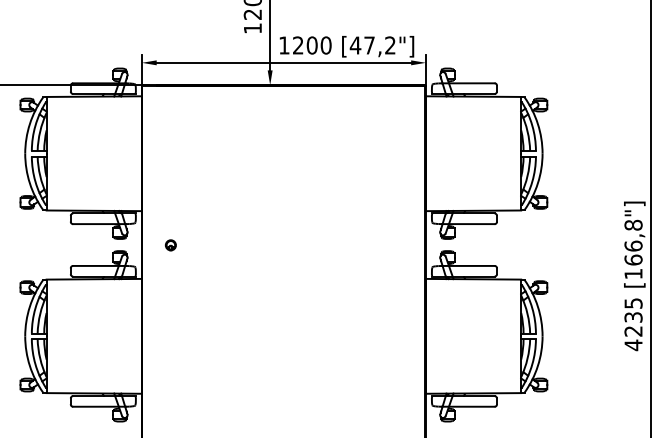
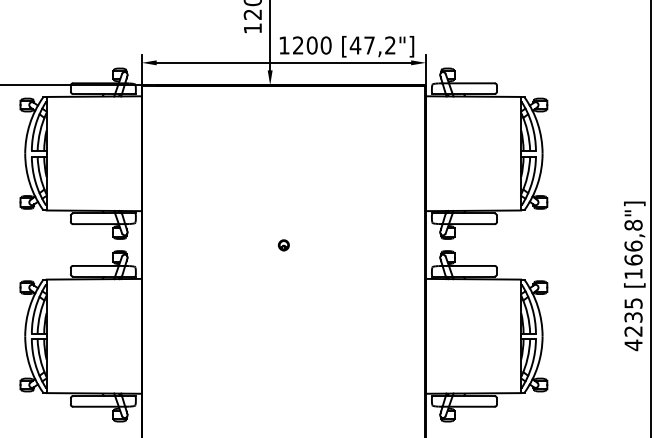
part position: (170, 245) -> (283, 245) (283, 245)
